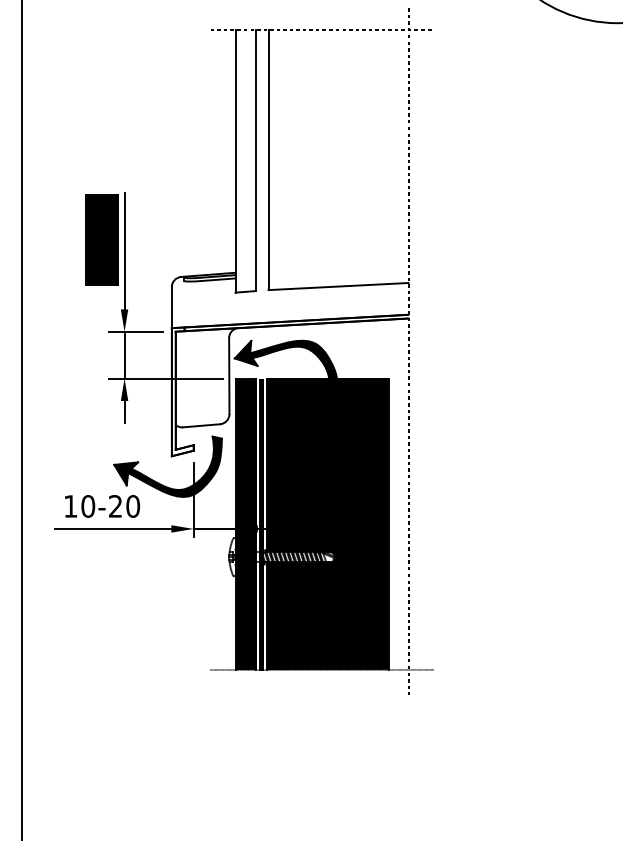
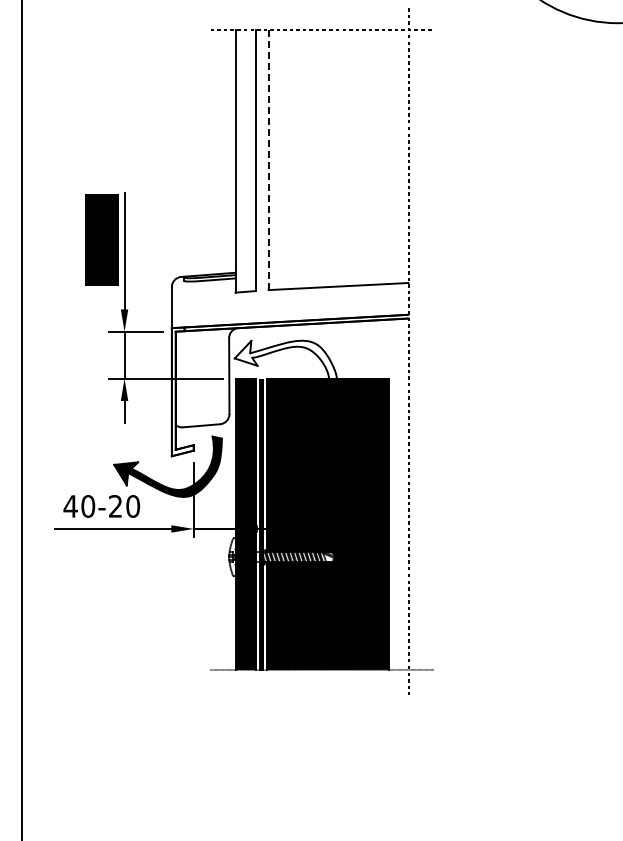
line: solid -> dashed (268, 160)
fill: present -> none (285, 373)
text: 10-20 -> 40-20 (70, 506)
